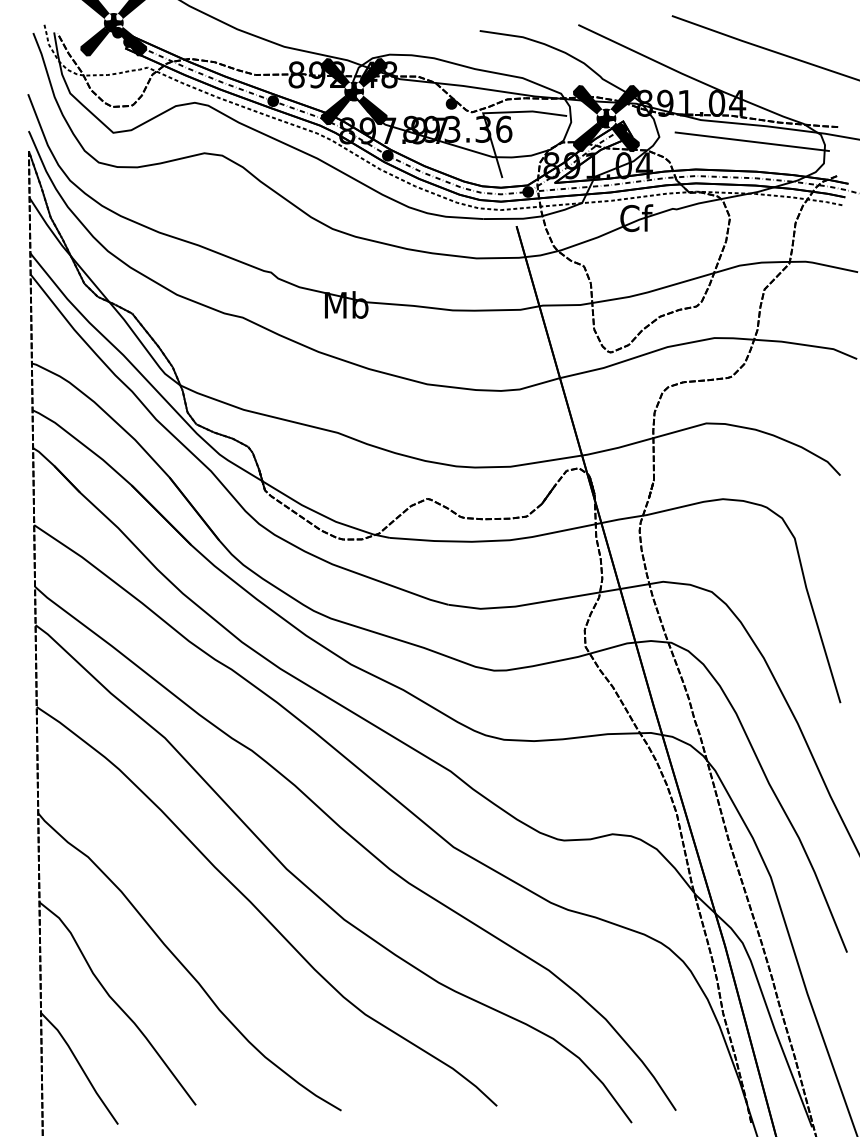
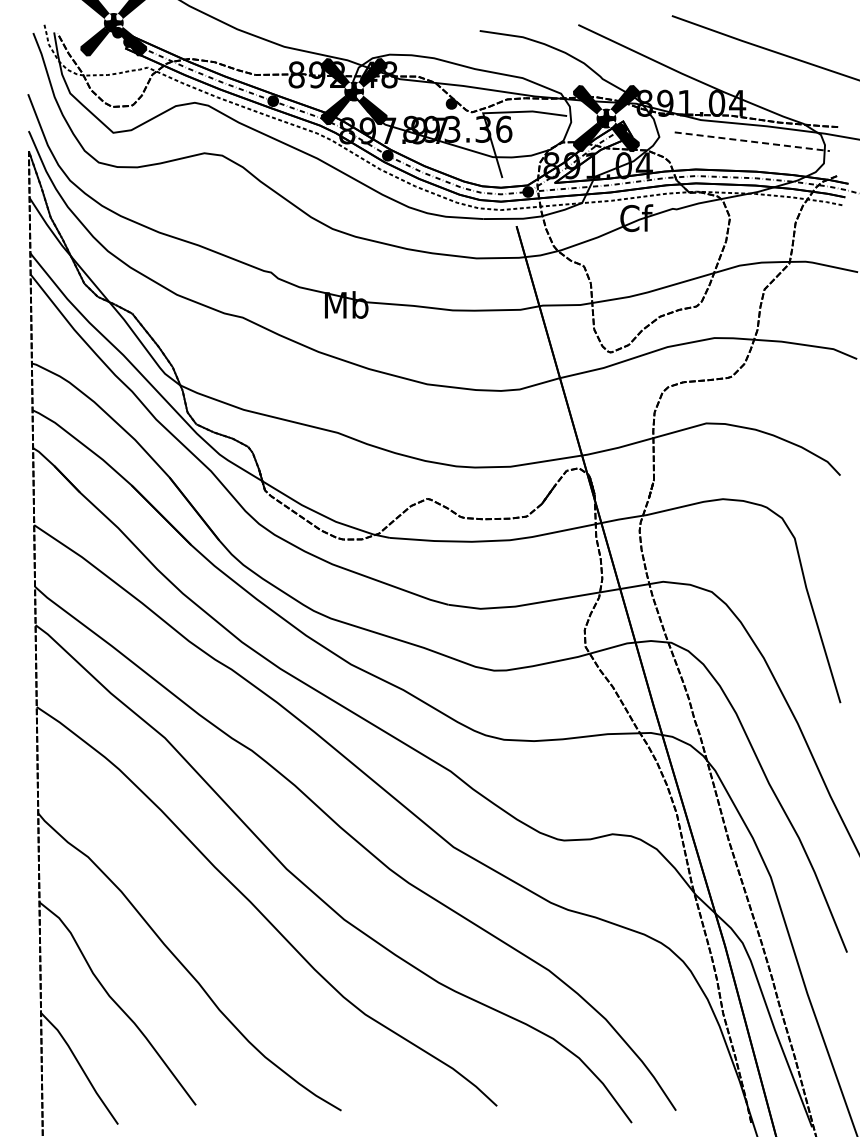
line: solid -> dashed (752, 141)
